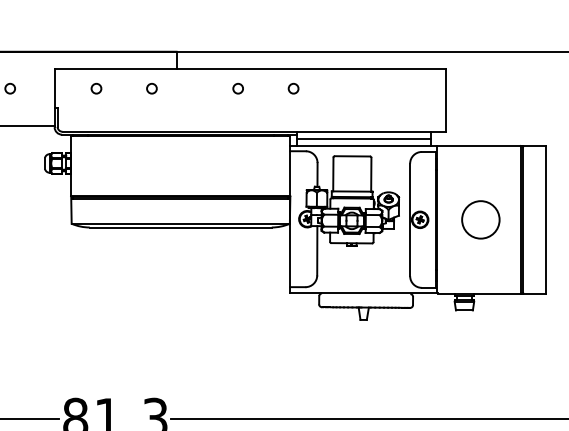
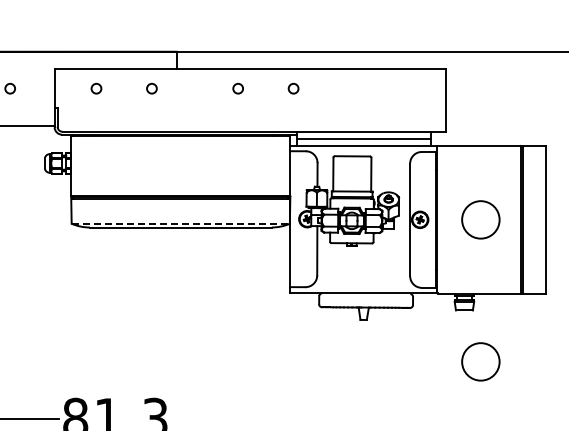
line: solid -> dashed (181, 223)
circle: none -> present (480, 361)
line: present -> none (367, 419)
